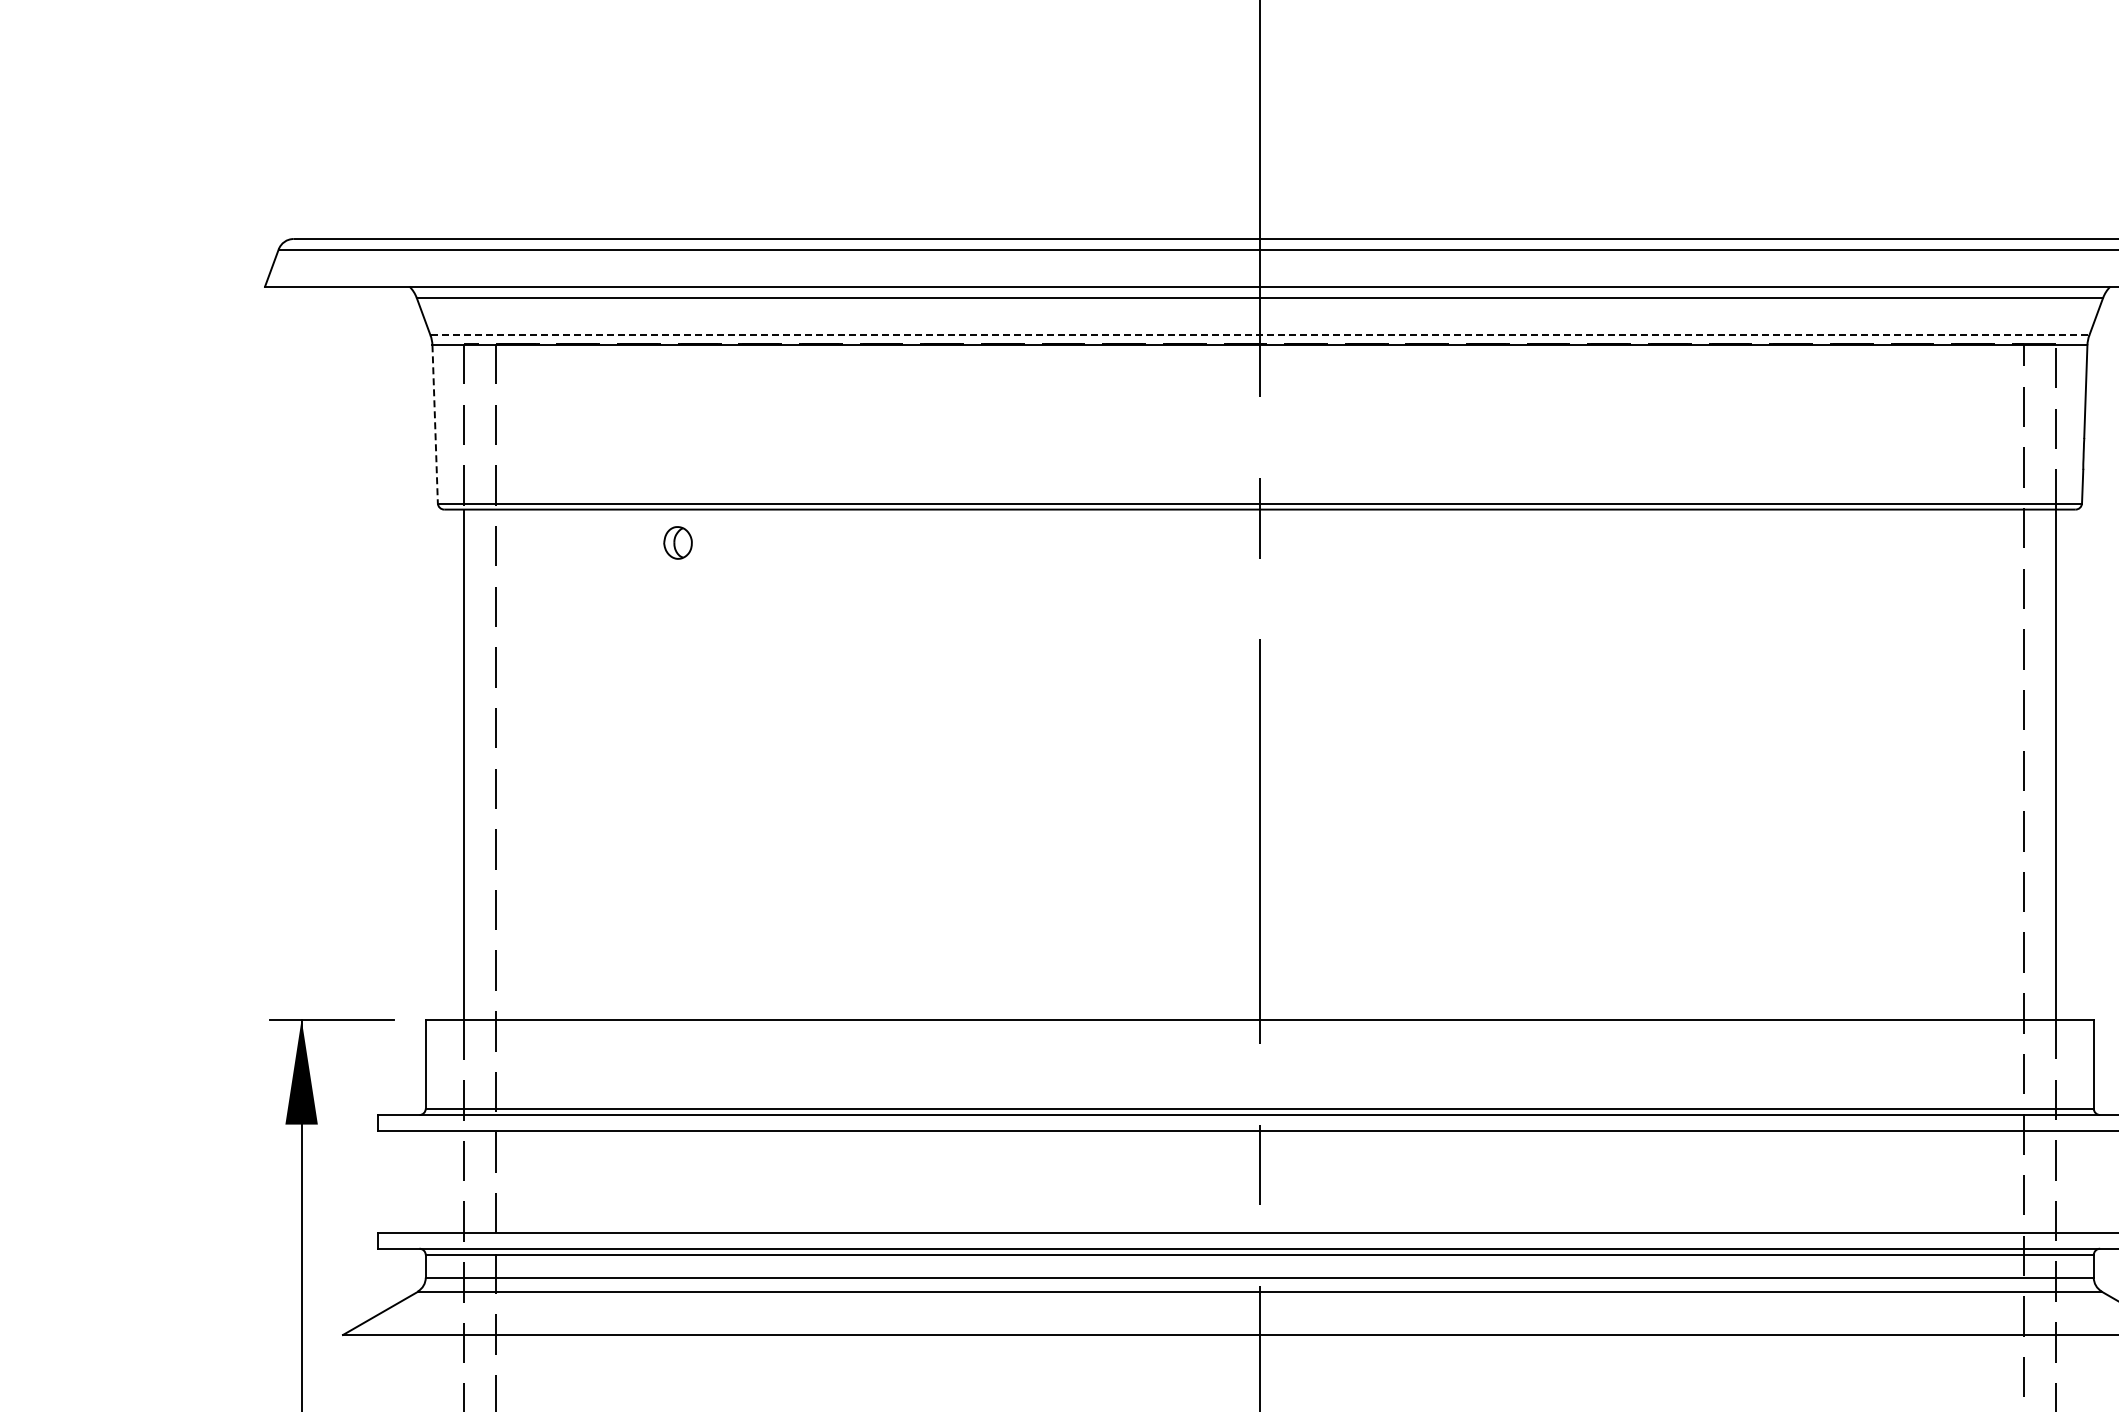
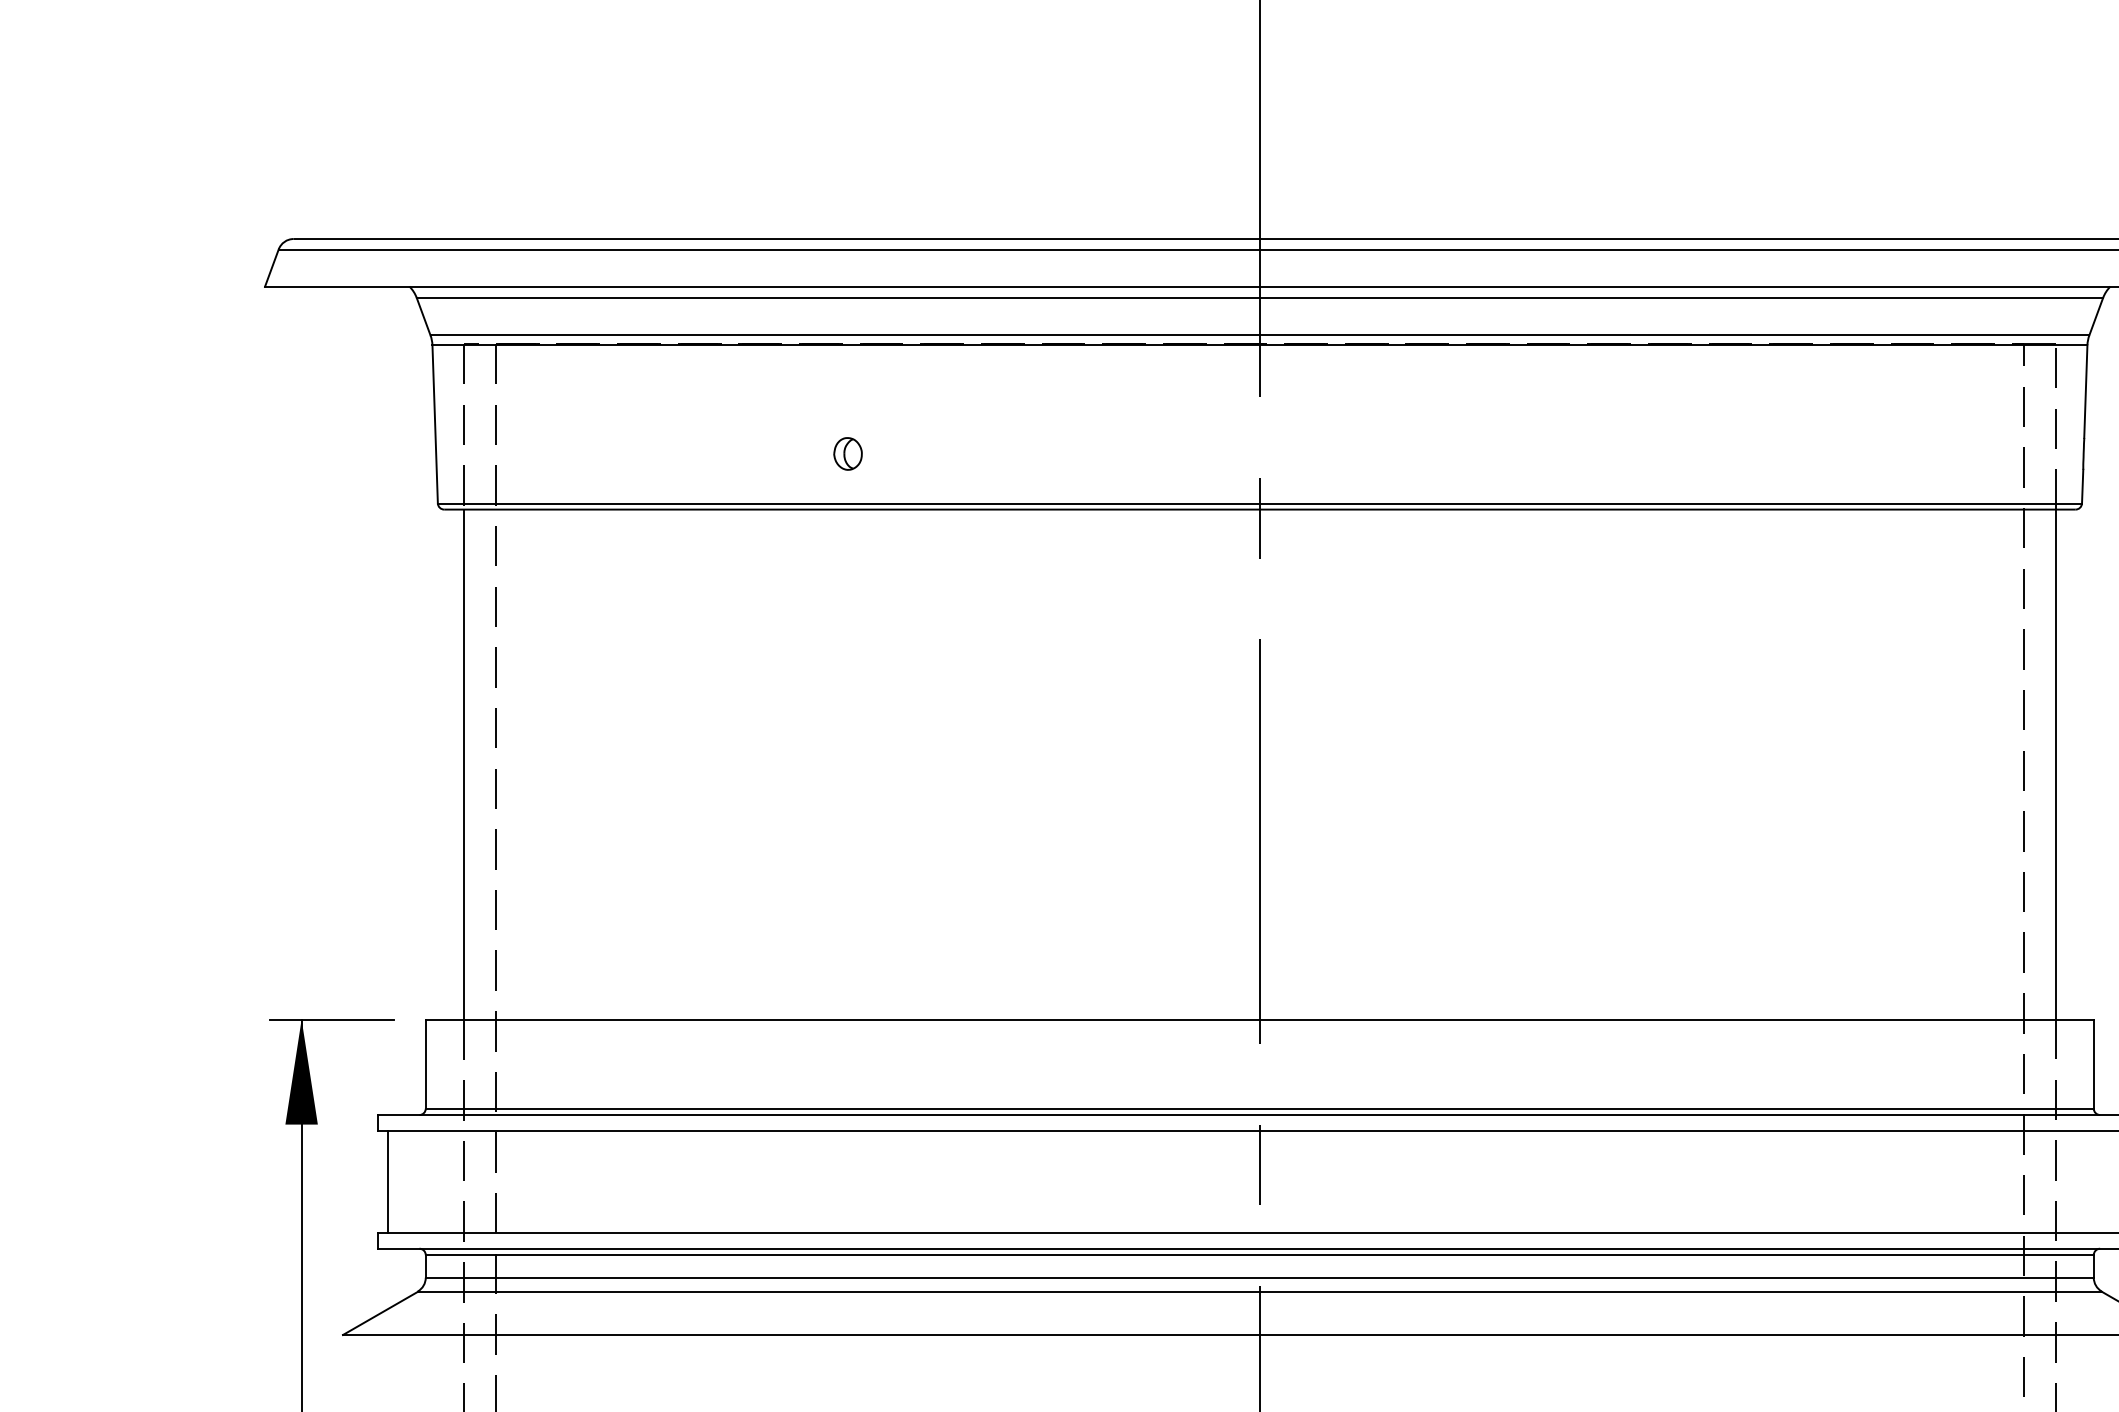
line: dashed -> solid (1260, 335)
line: dashed -> solid (435, 424)
part position: (677, 542) -> (847, 453) (847, 453)
line: none -> present (387, 1181)
